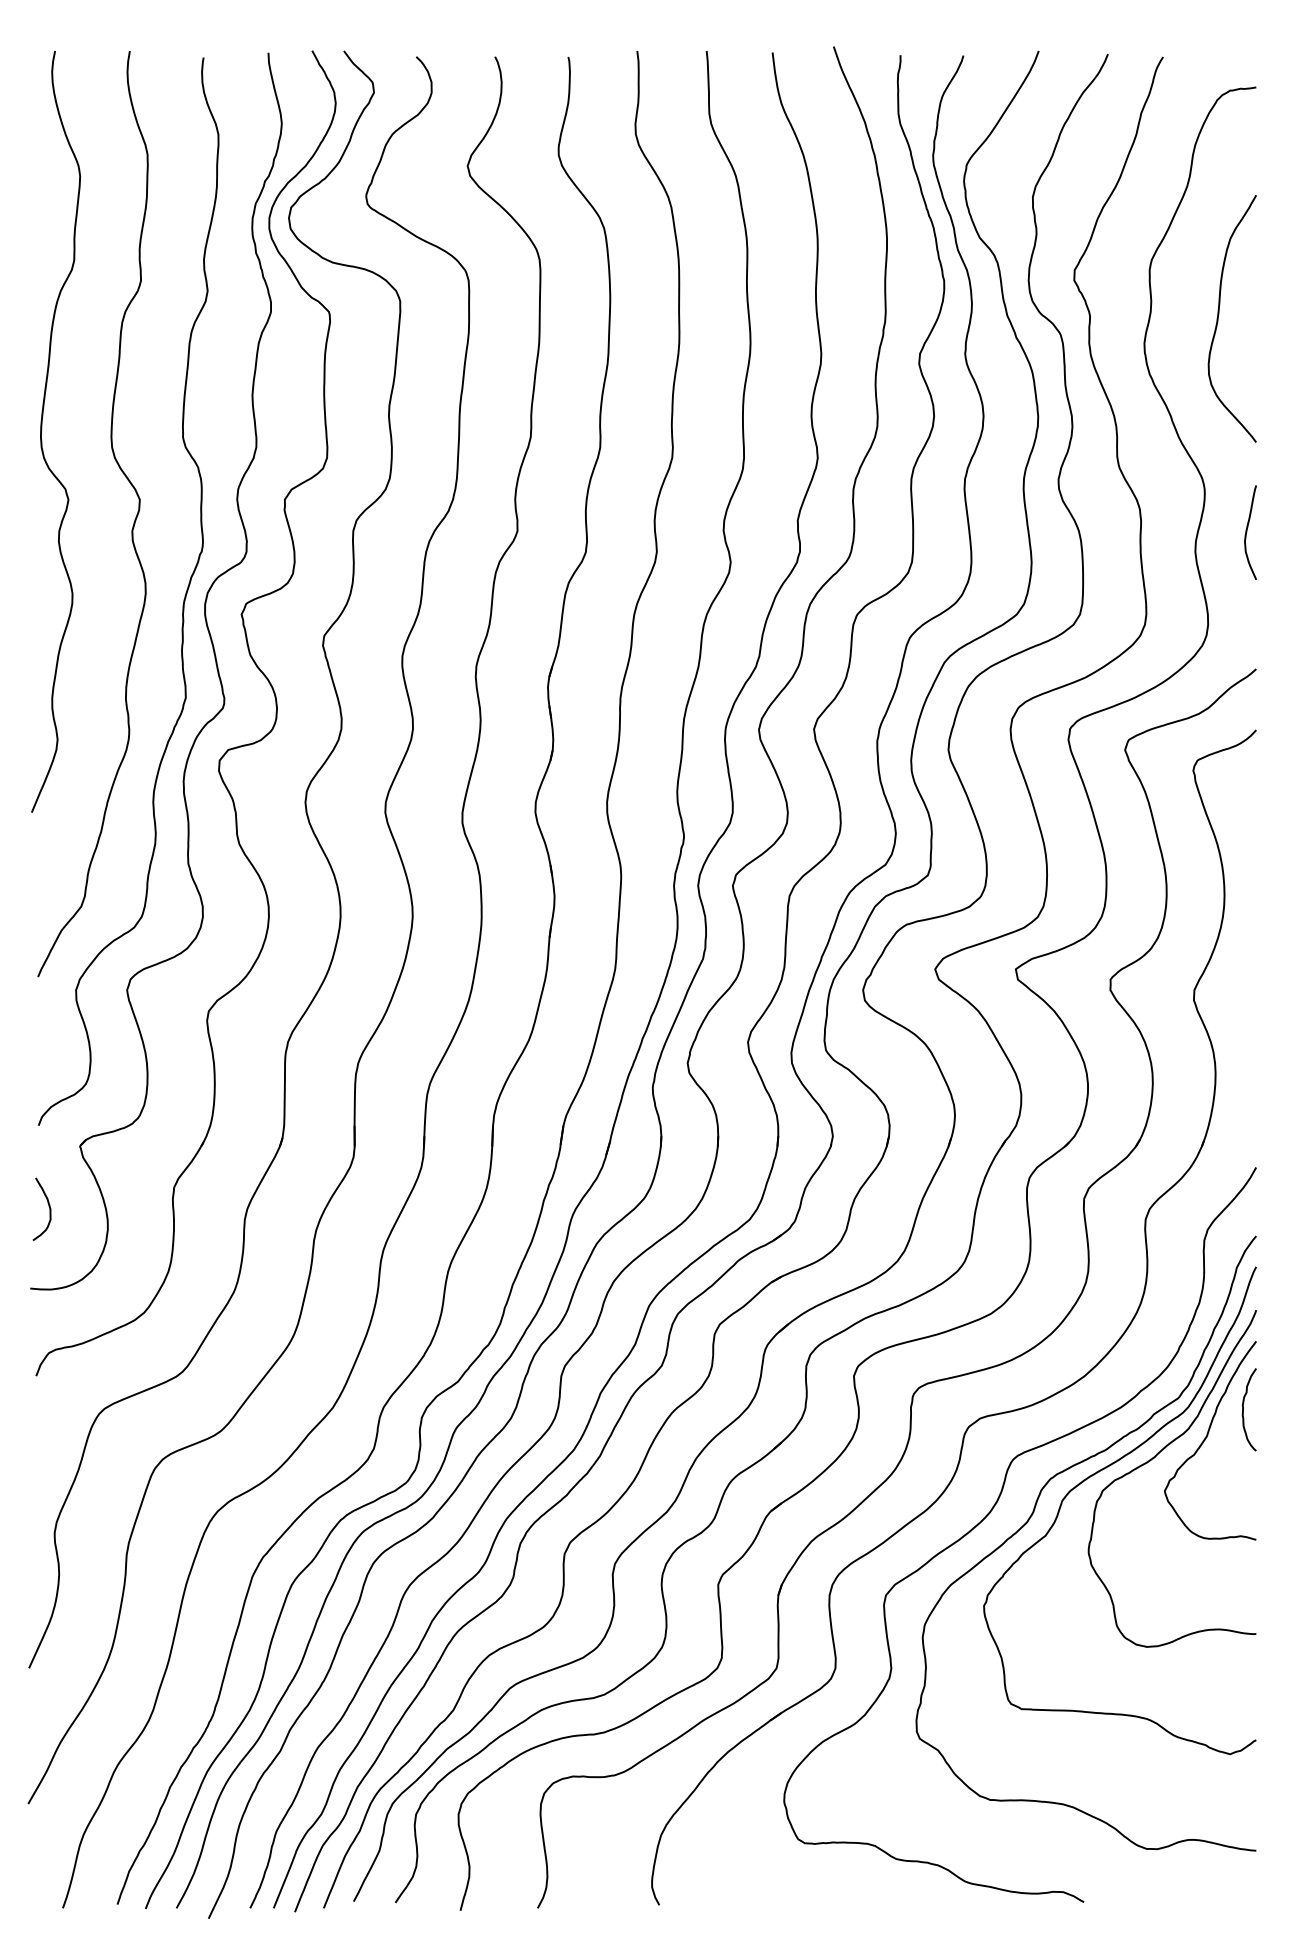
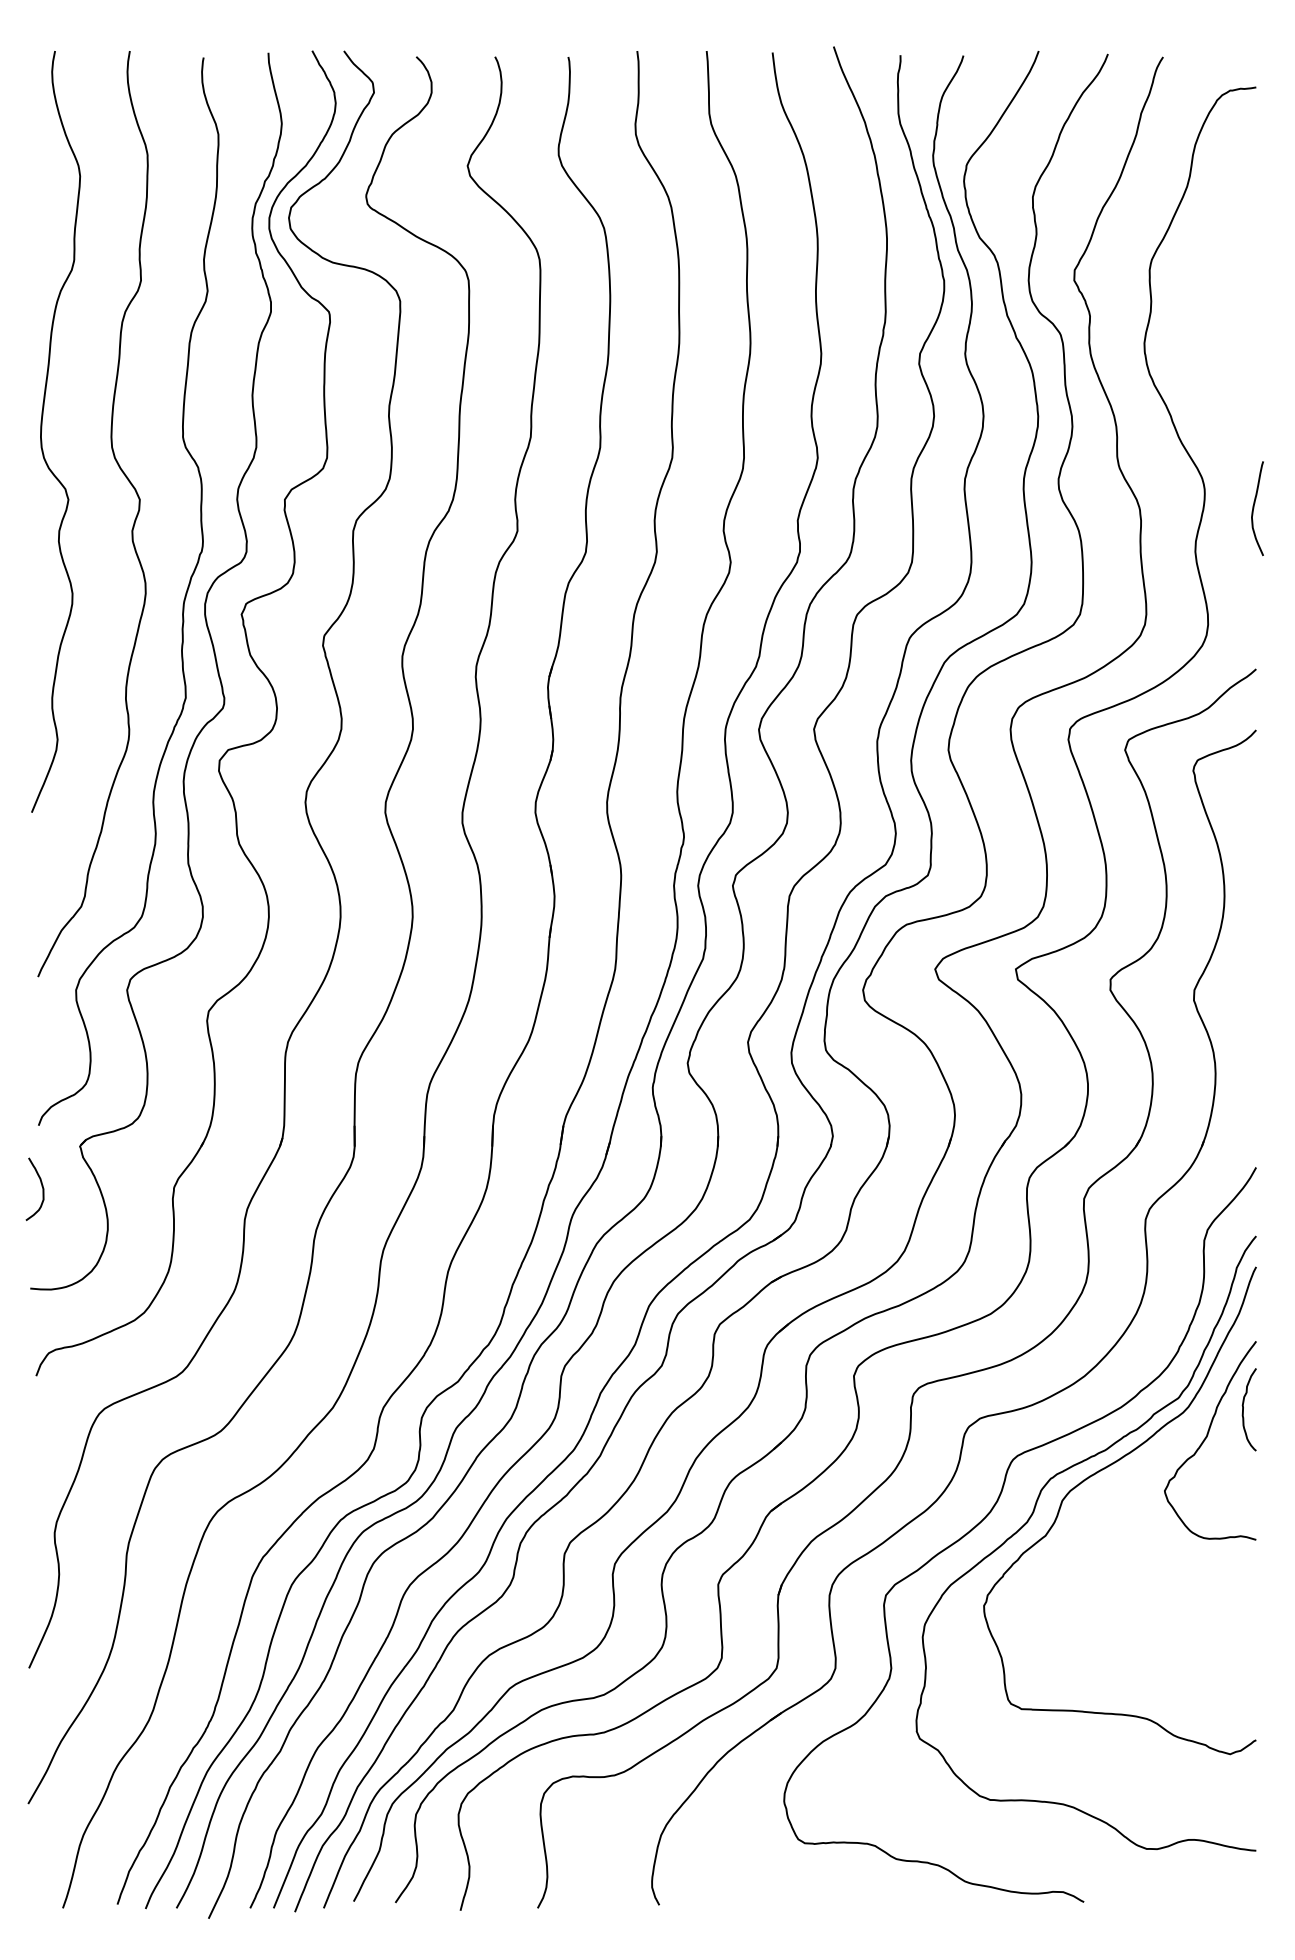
curve: present -> none (1219, 314)
curve position: (1247, 532) -> (1254, 508) (1254, 508)
curve position: (48, 1206) -> (41, 1186) (41, 1186)
curve: present -> none (1153, 1459)
